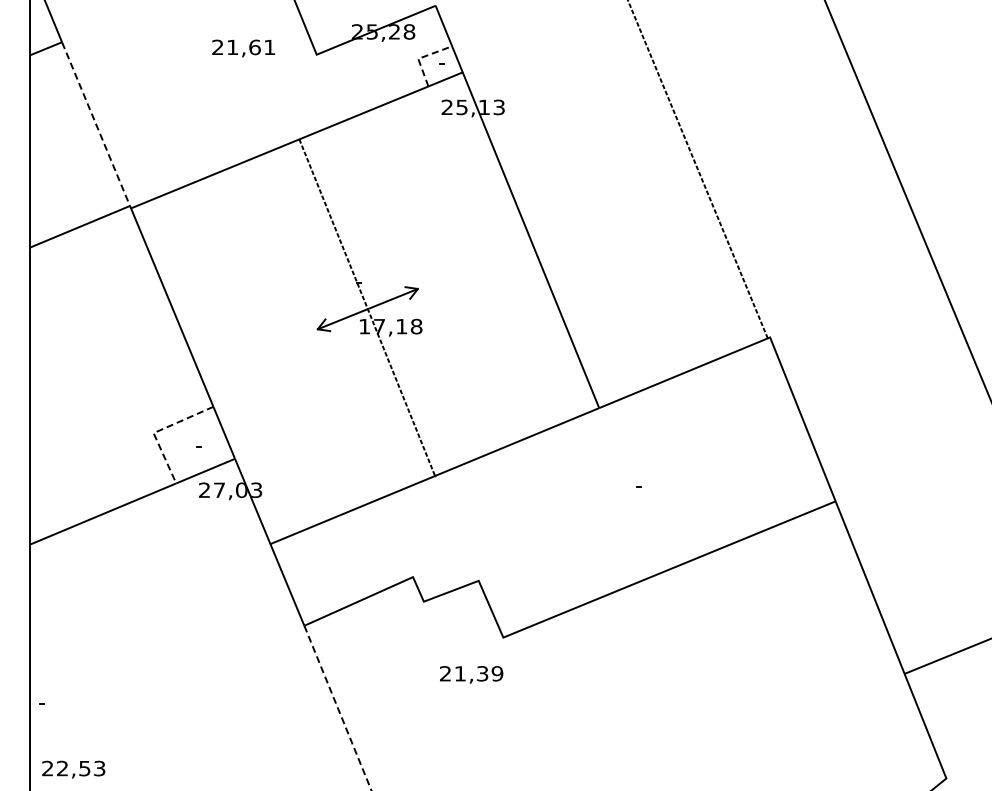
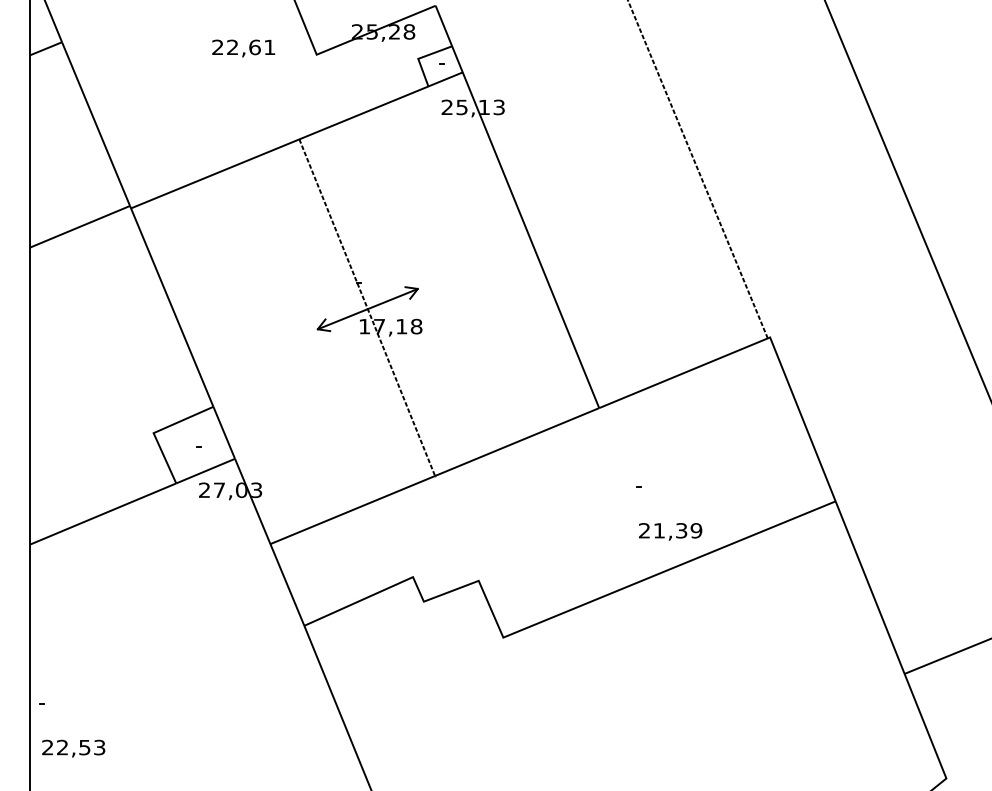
text: 21,61 -> 22,61 (232, 46)
line: dashed -> solid (421, 57)
line: dashed -> solid (96, 124)
line: dashed -> solid (157, 431)
text position: (471, 674) -> (670, 531) (670, 531)
line: dashed -> solid (337, 708)
text position: (73, 769) -> (73, 748) (73, 748)
